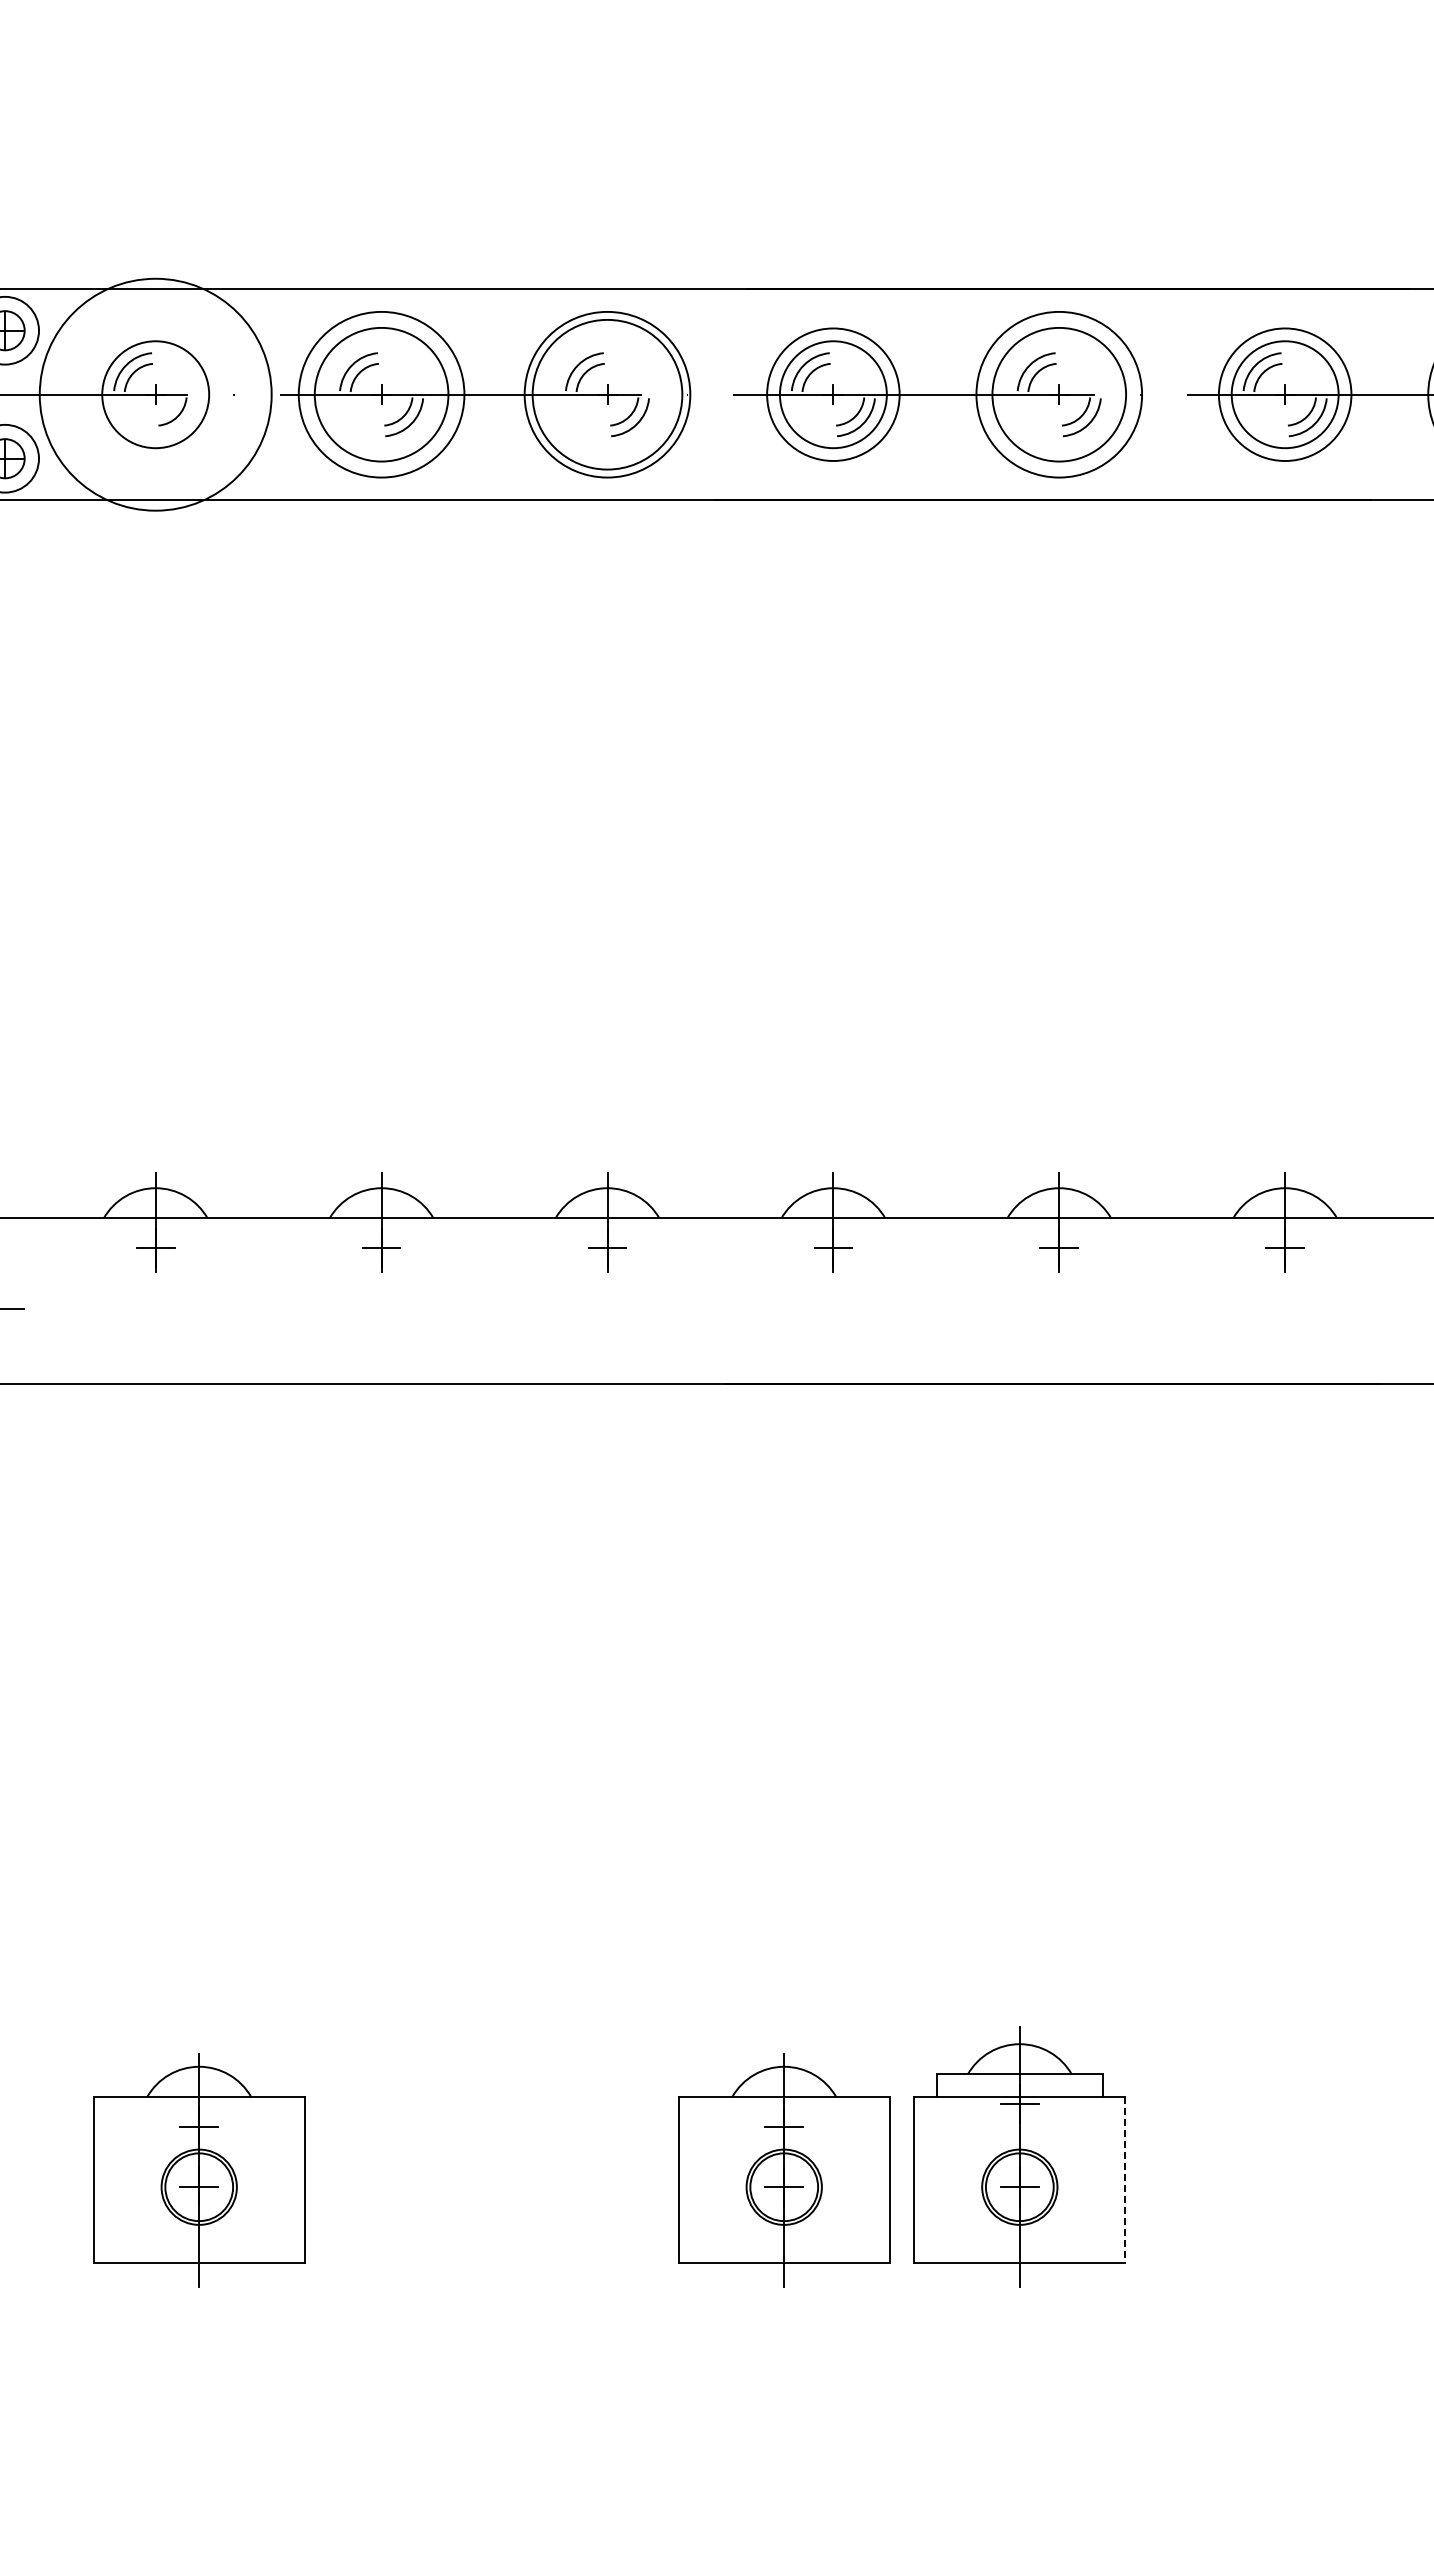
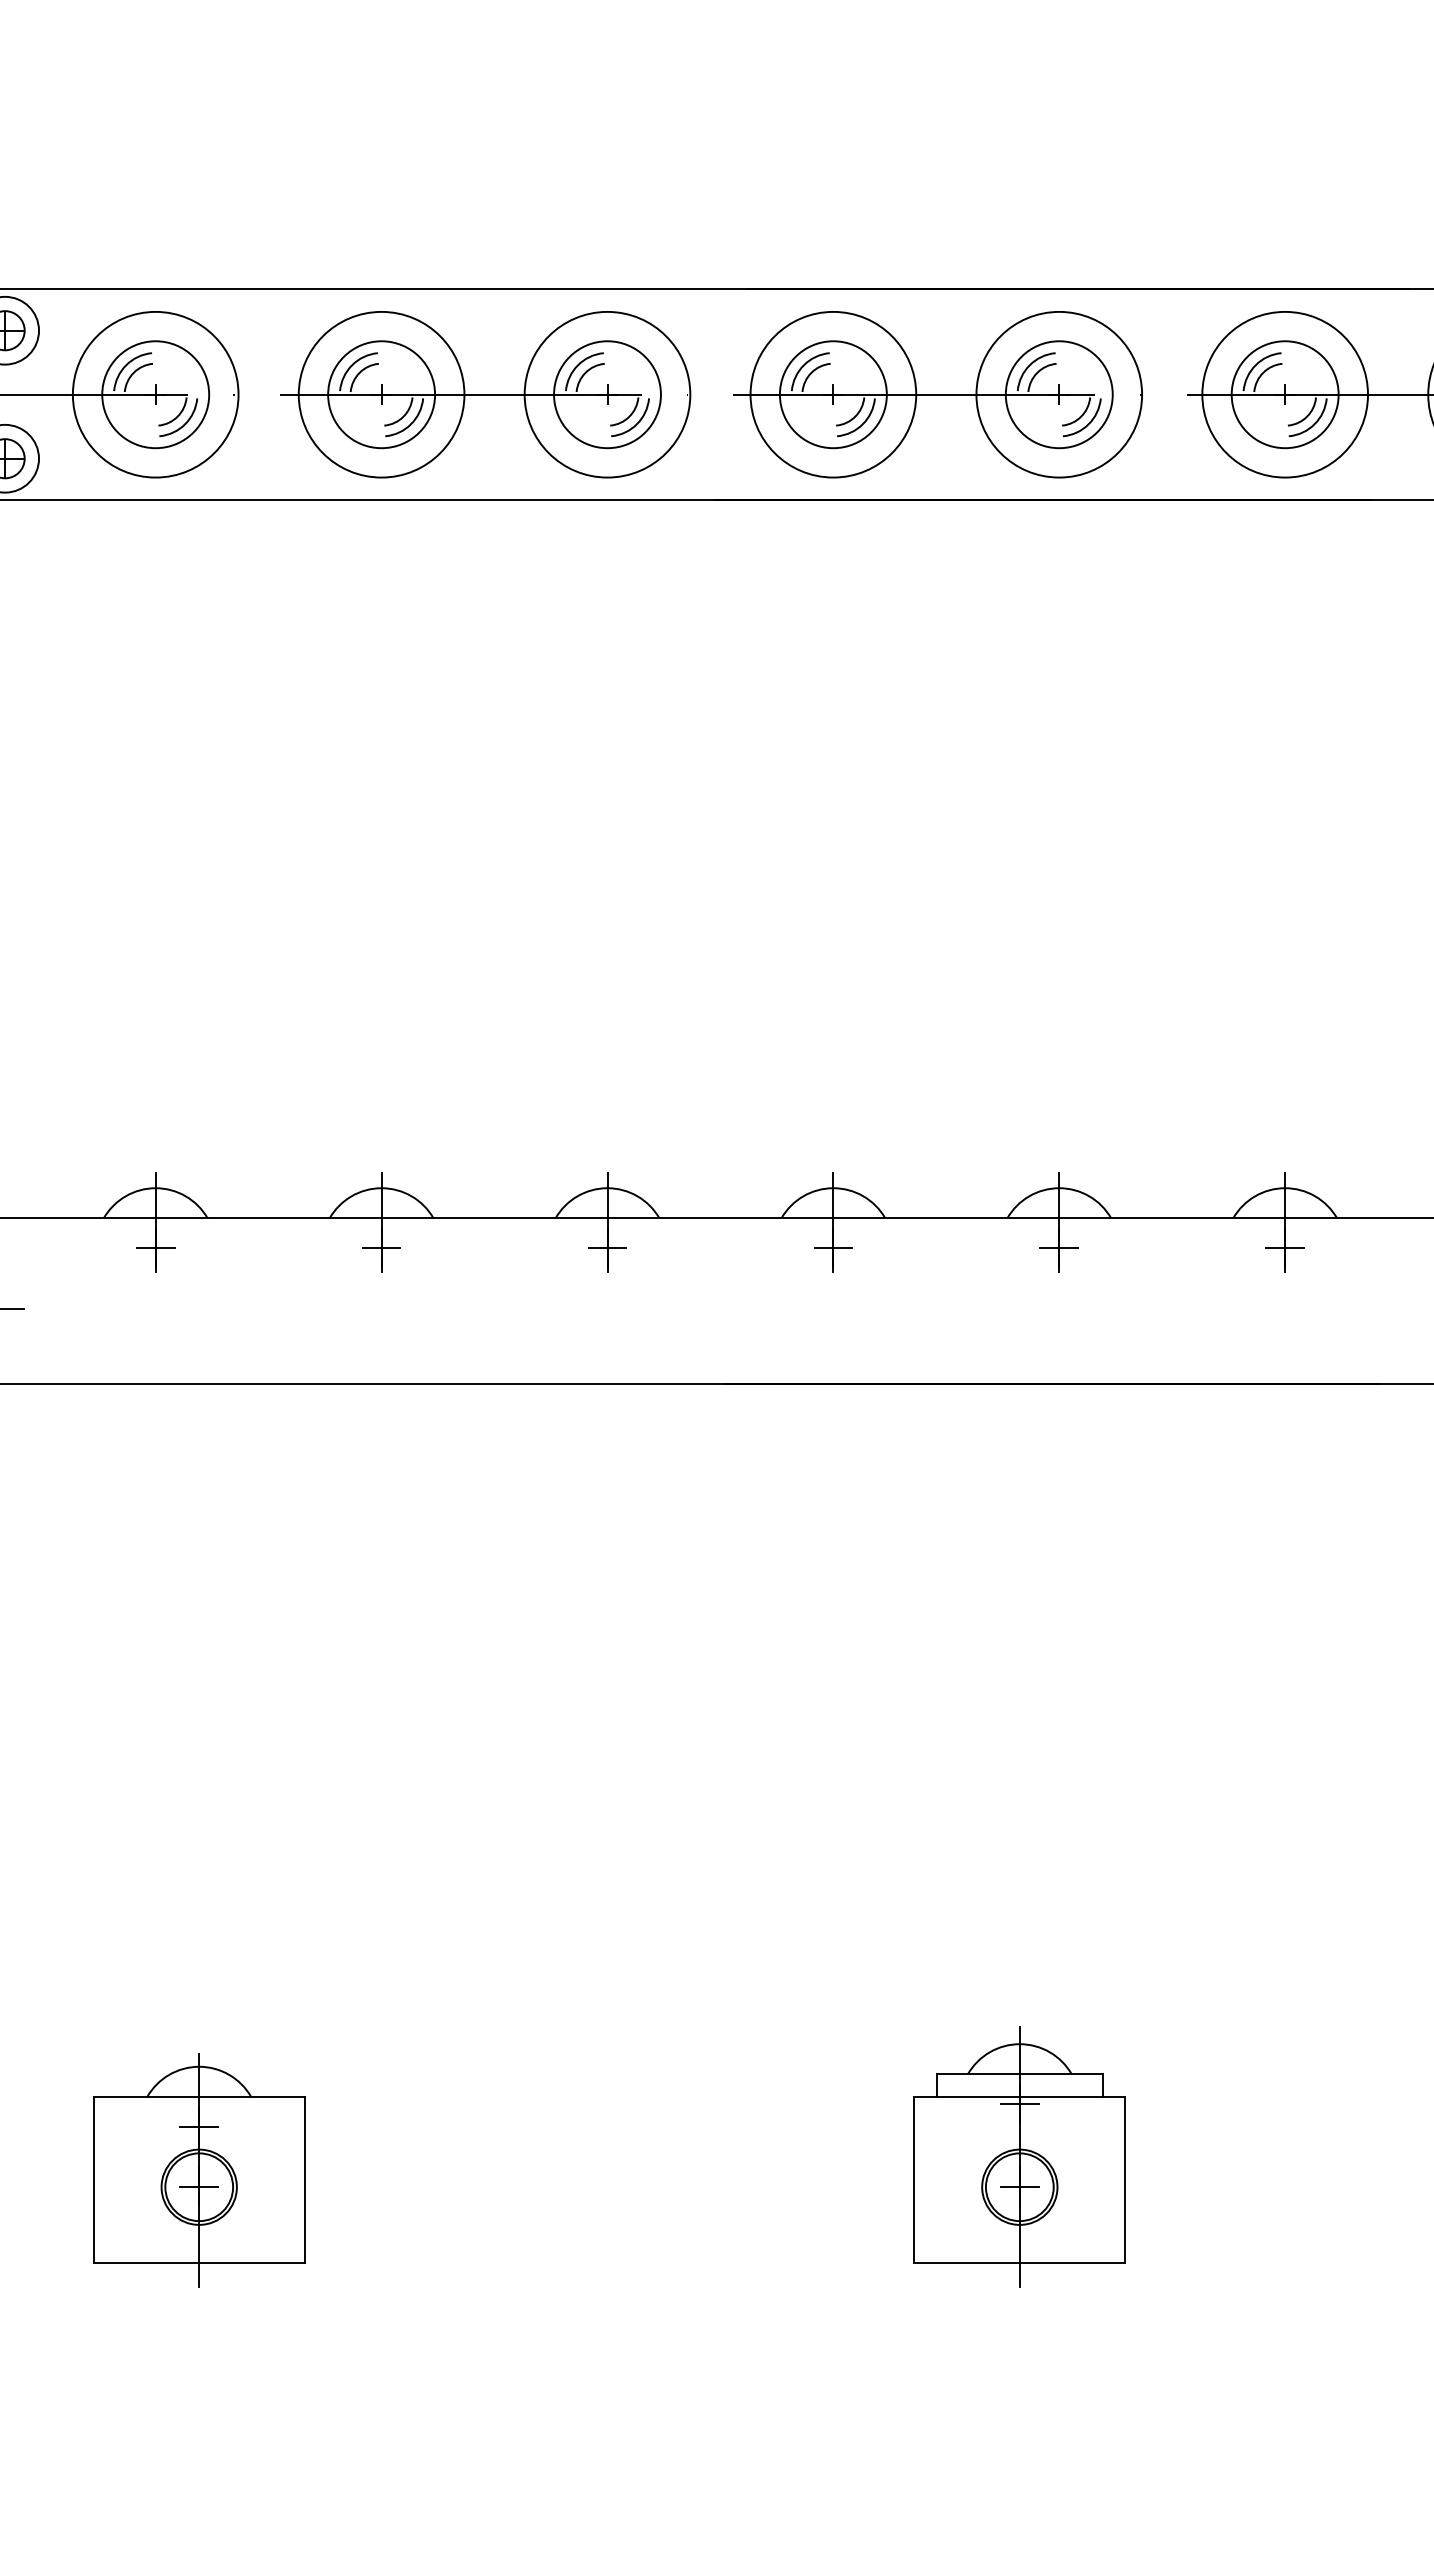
circle diameter: 232 px -> 166 px (155, 394)
circle diameter: 134 px -> 107 px (381, 394)
circle diameter: 150 px -> 107 px (607, 394)
circle diameter: 133 px -> 166 px (833, 394)
circle diameter: 134 px -> 107 px (1058, 394)
circle diameter: 133 px -> 166 px (1285, 394)
arc: none -> present (184, 423)
part: present -> none (784, 2170)
line: dashed -> solid (1125, 2179)
